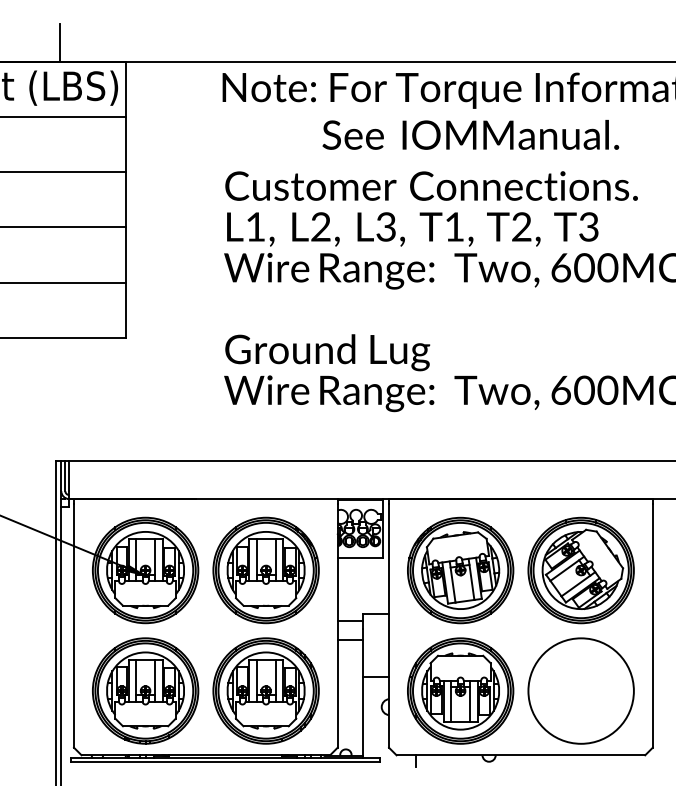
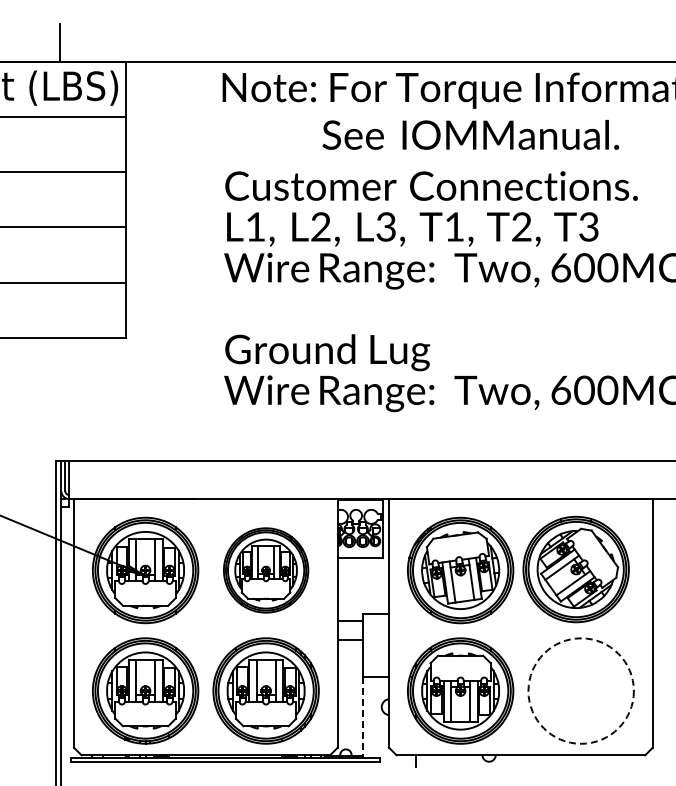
part size: 108x109 px -> 87x87 px (266, 570)
part position: (580, 570) -> (575, 569) (575, 569)
circle: solid -> dashed (580, 690)
line: solid -> dashed (363, 717)
